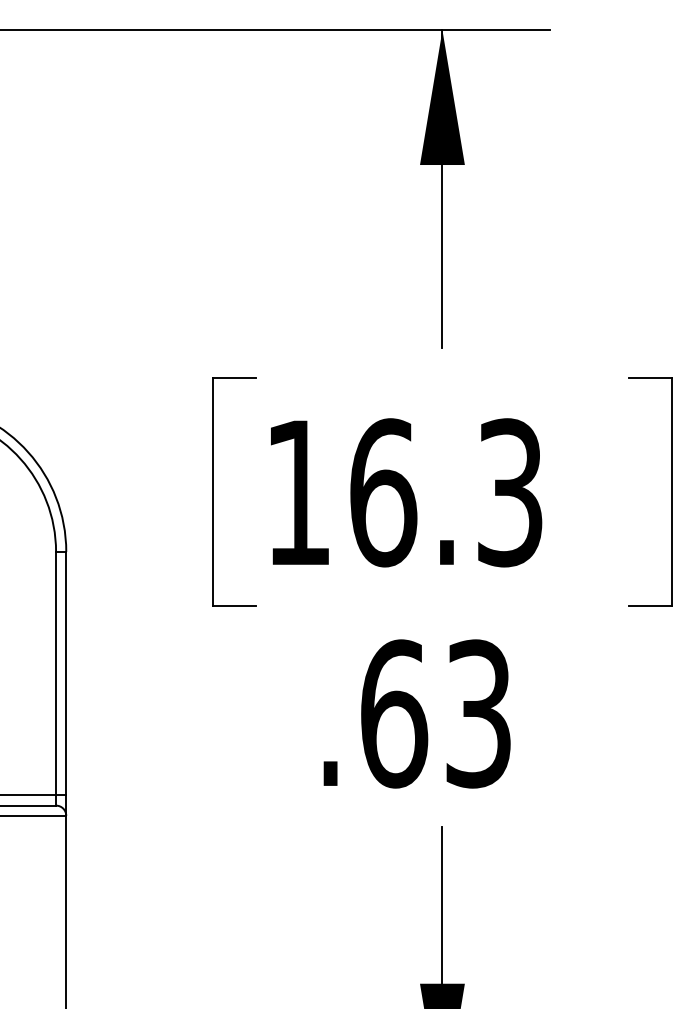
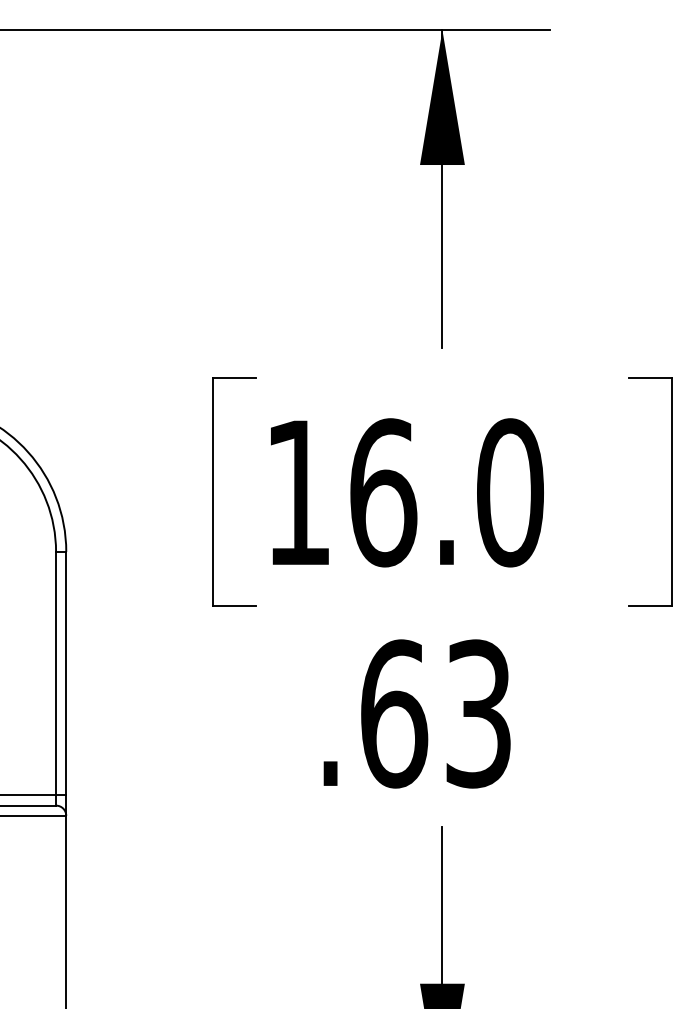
text: 16.3 -> 16.0 (510, 492)
